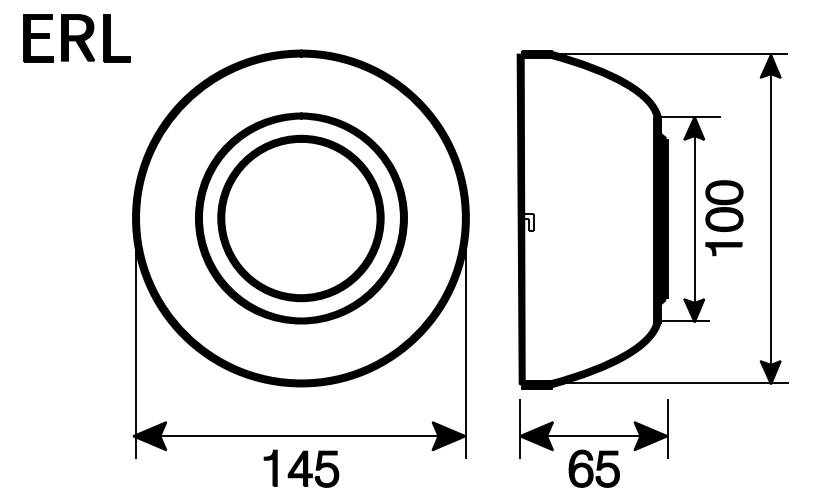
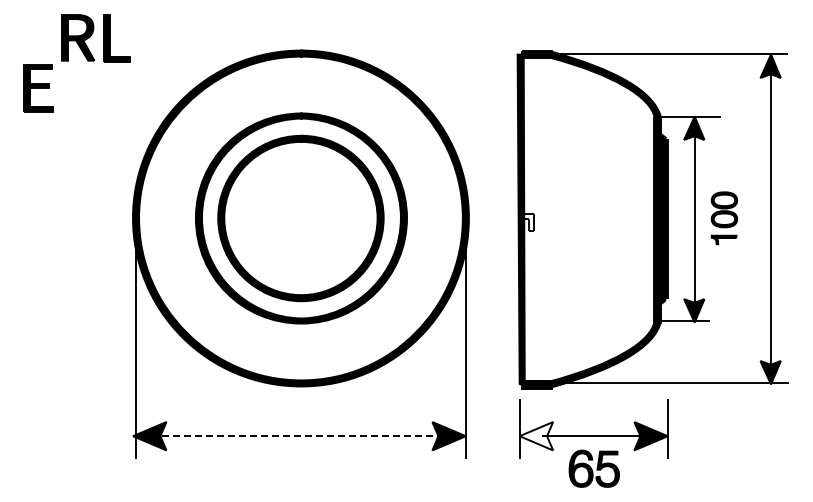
part position: (38, 38) -> (38, 88) (38, 88)
part size: 39x77 px -> 29x55 px (724, 218)
line: solid -> dashed (298, 436)
fill: present -> none (536, 436)
part: present -> none (301, 468)
